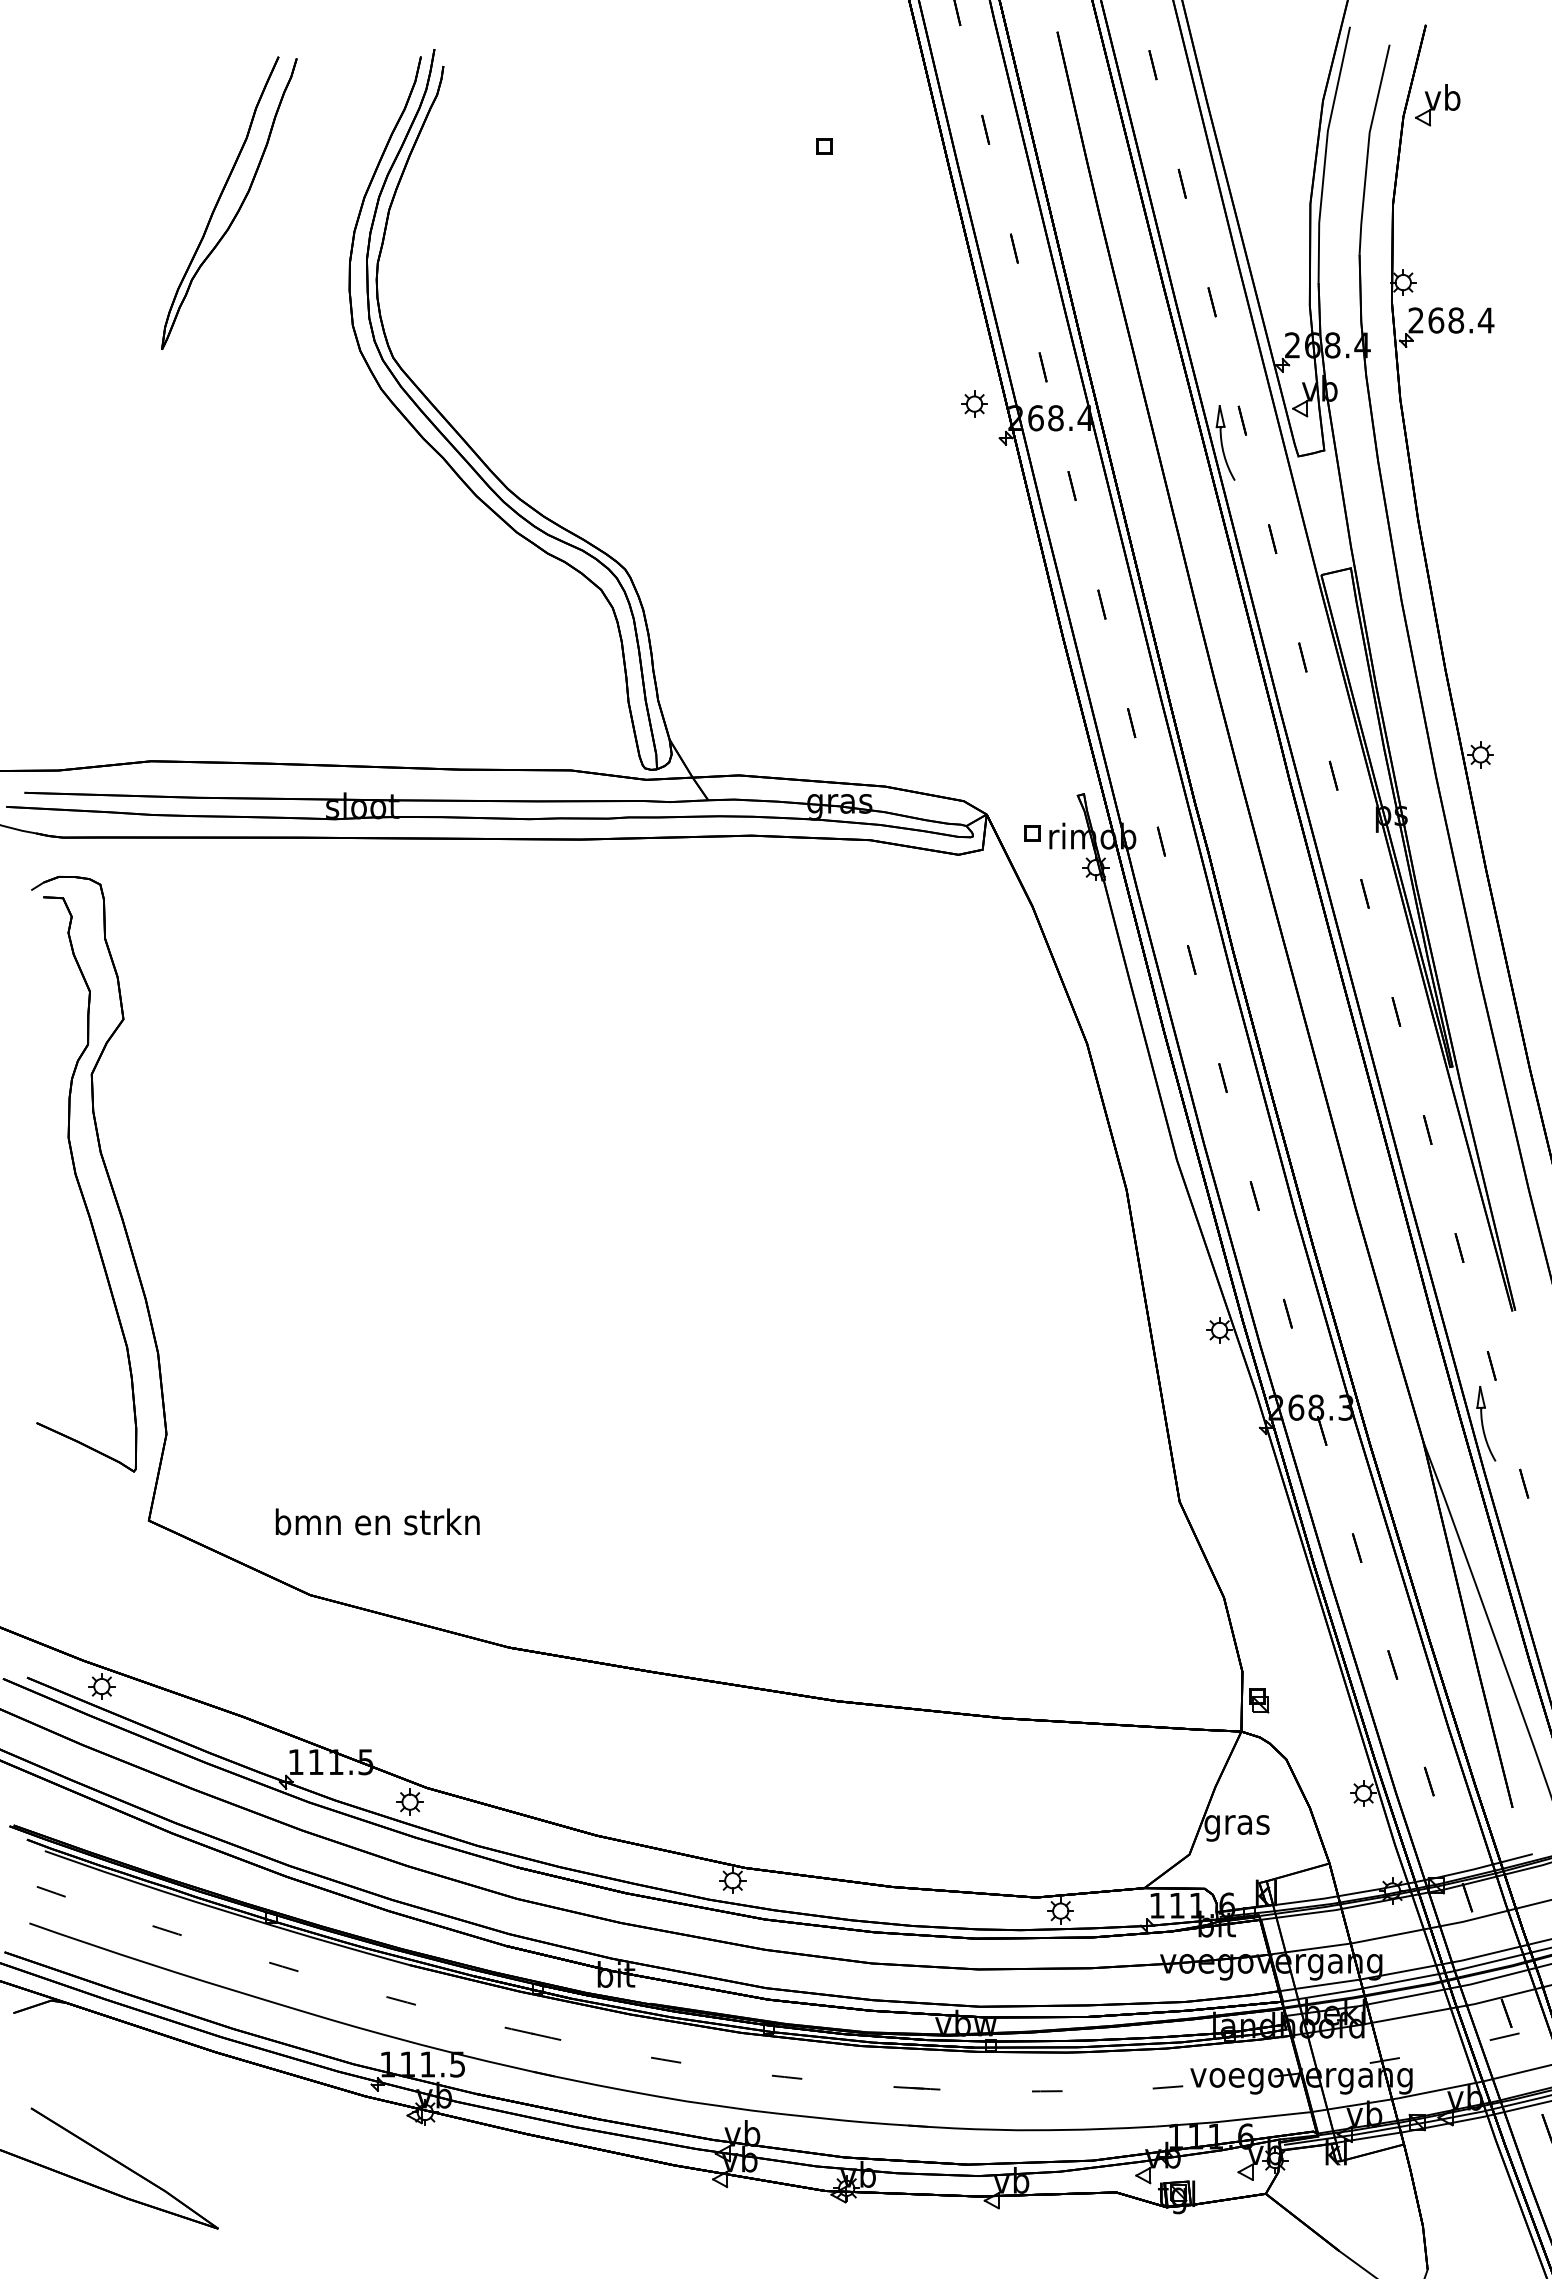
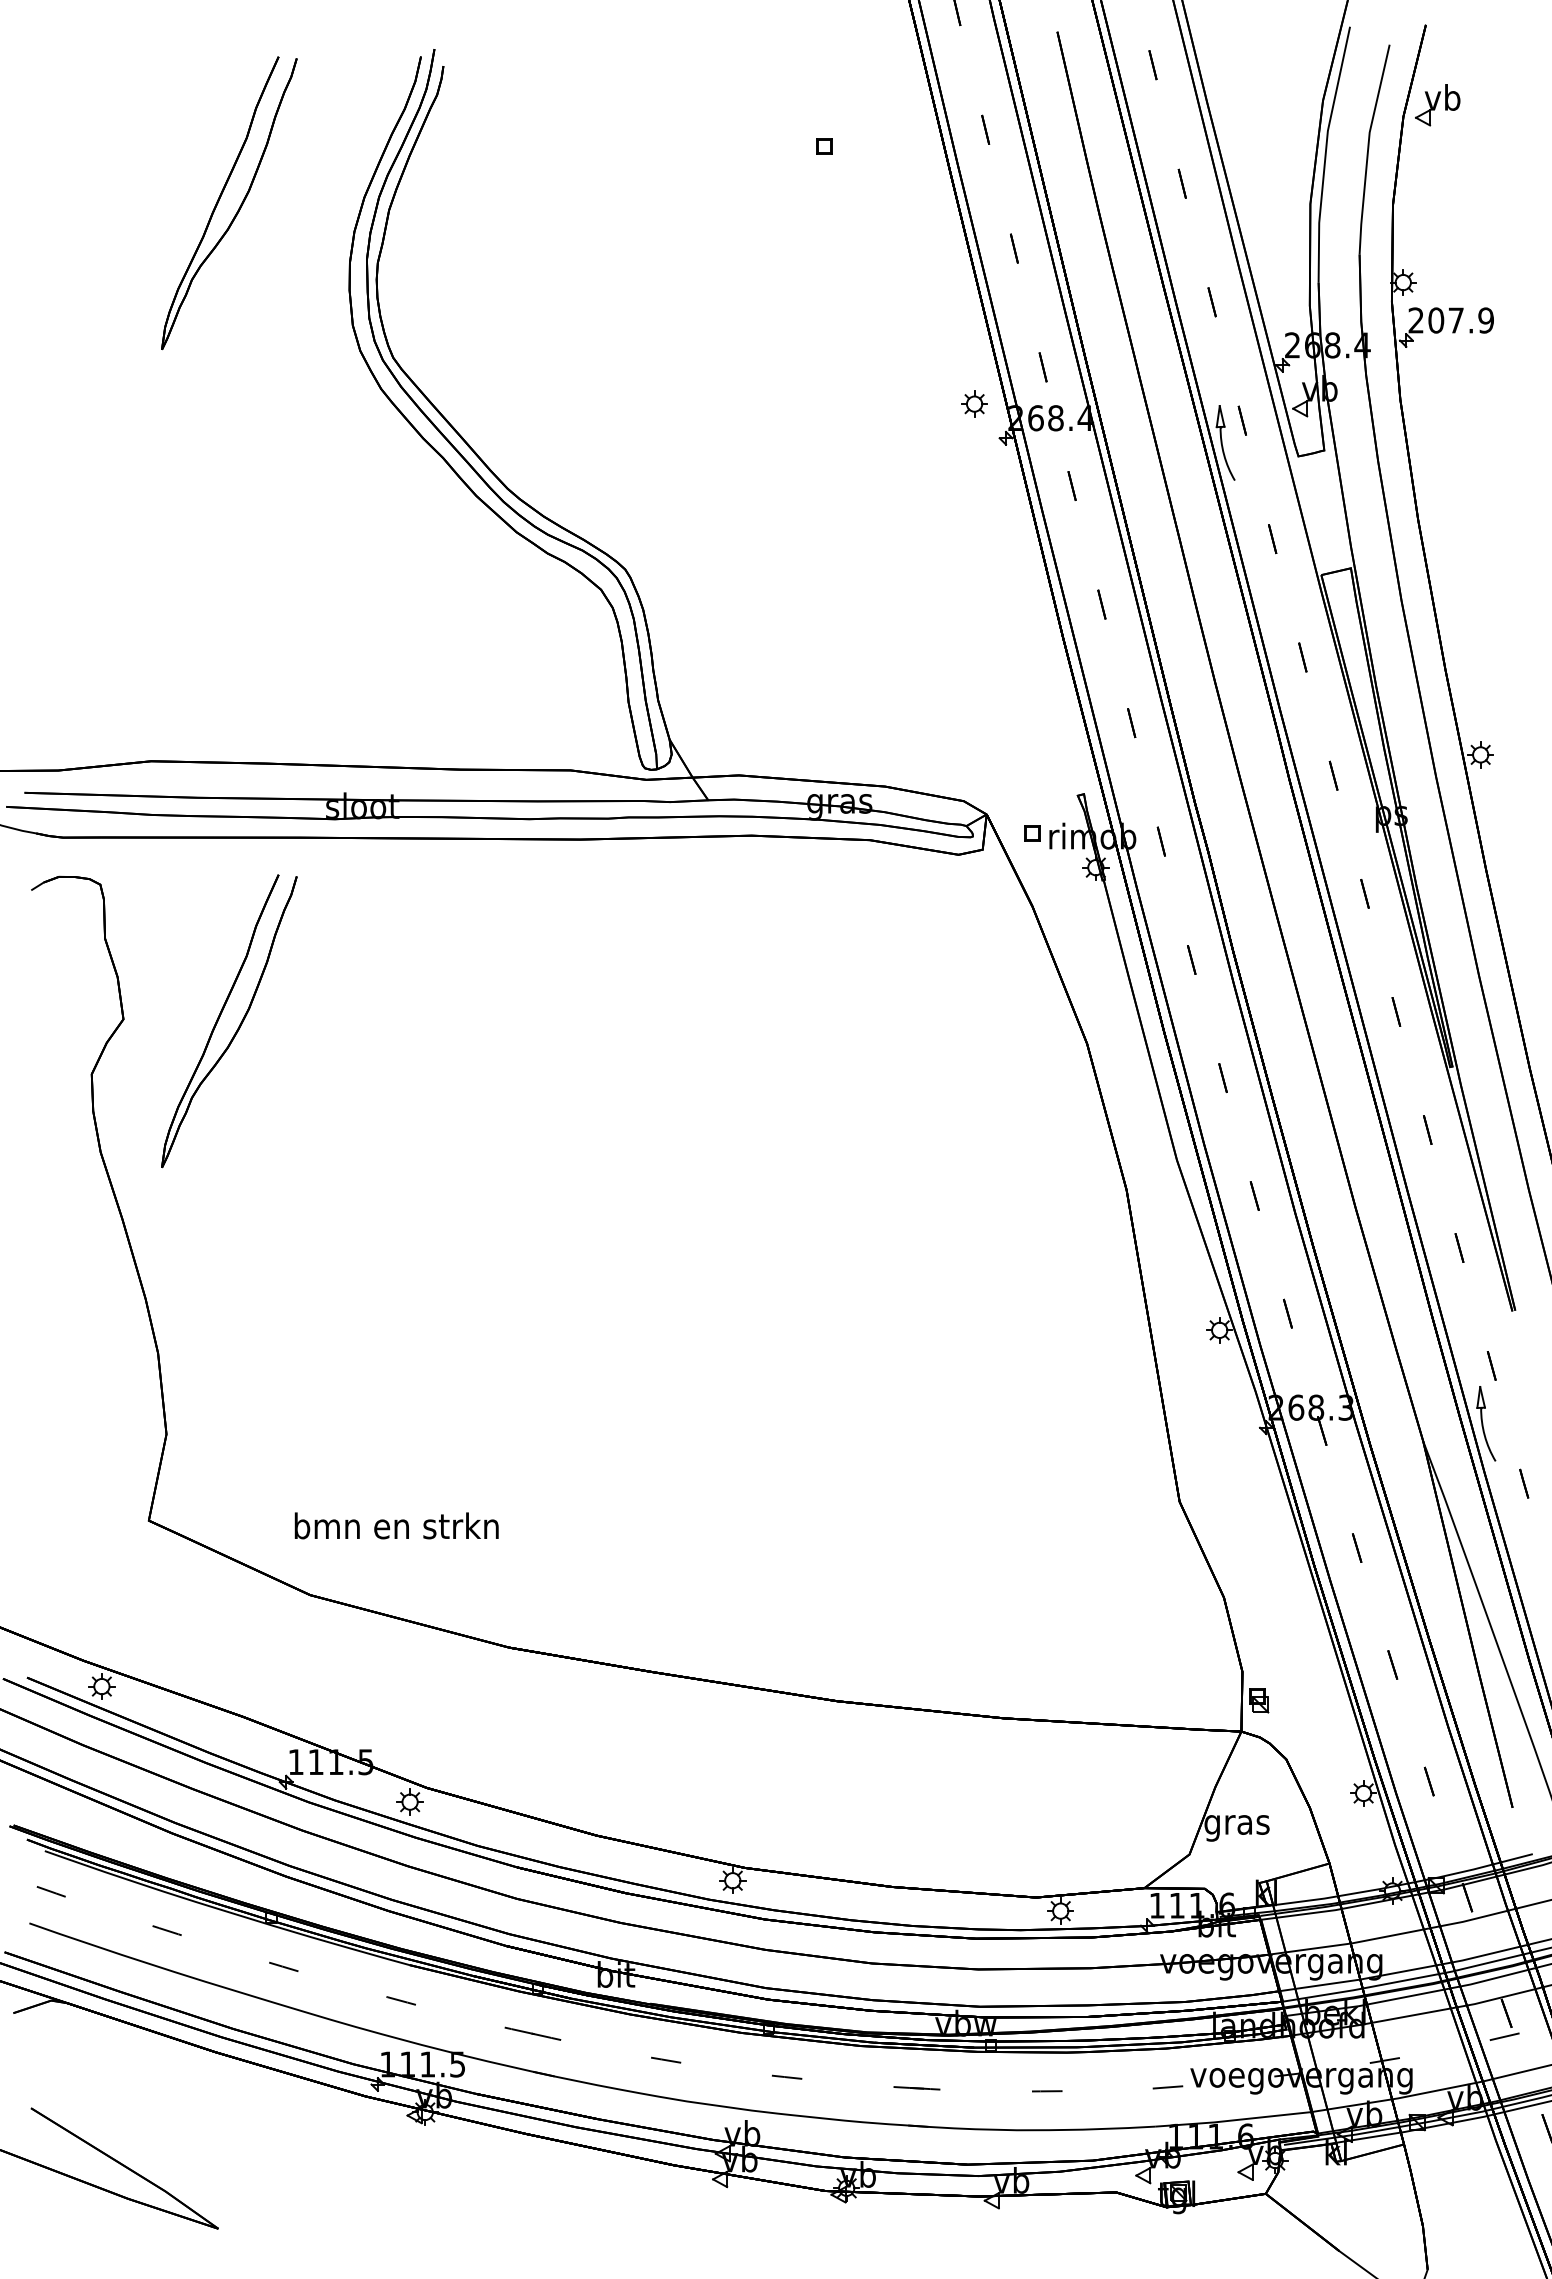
text: 268.4 -> 207.9 (1461, 320)
part: none -> present (219, 1019)
part: present -> none (80, 1185)
text position: (377, 1521) -> (396, 1525) (396, 1525)
